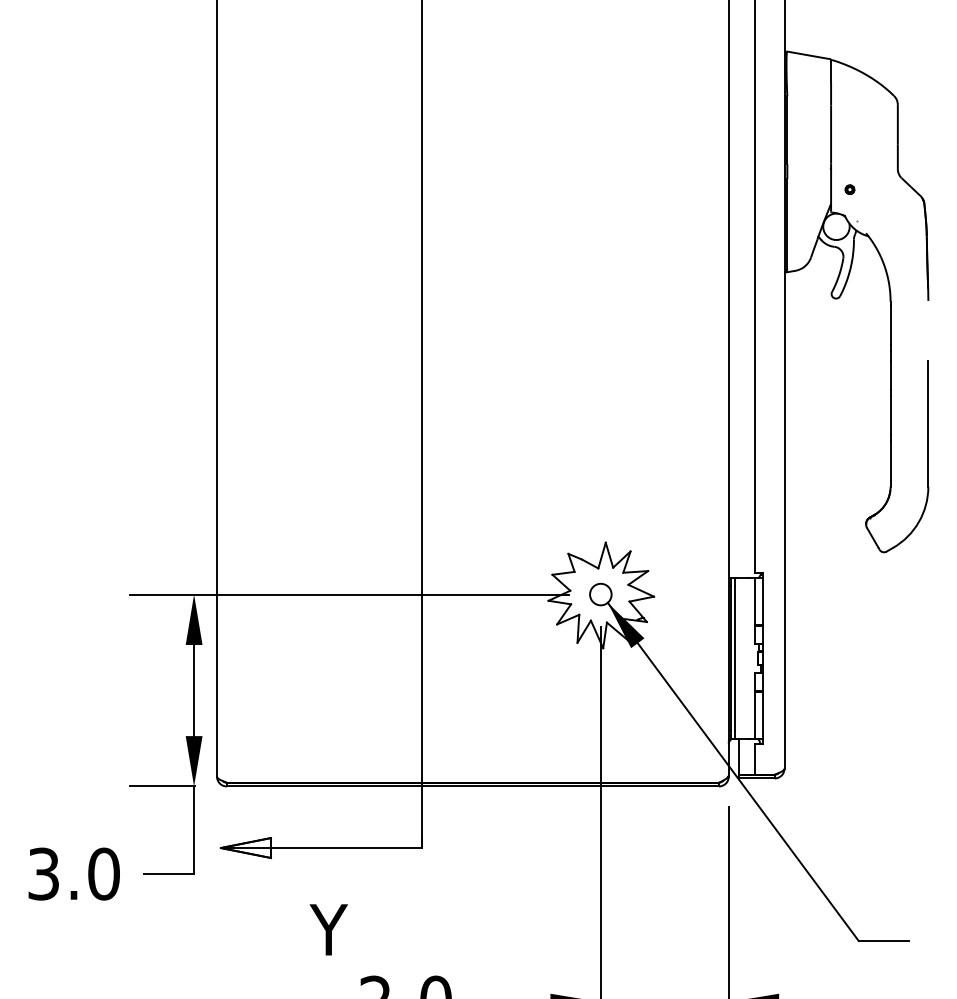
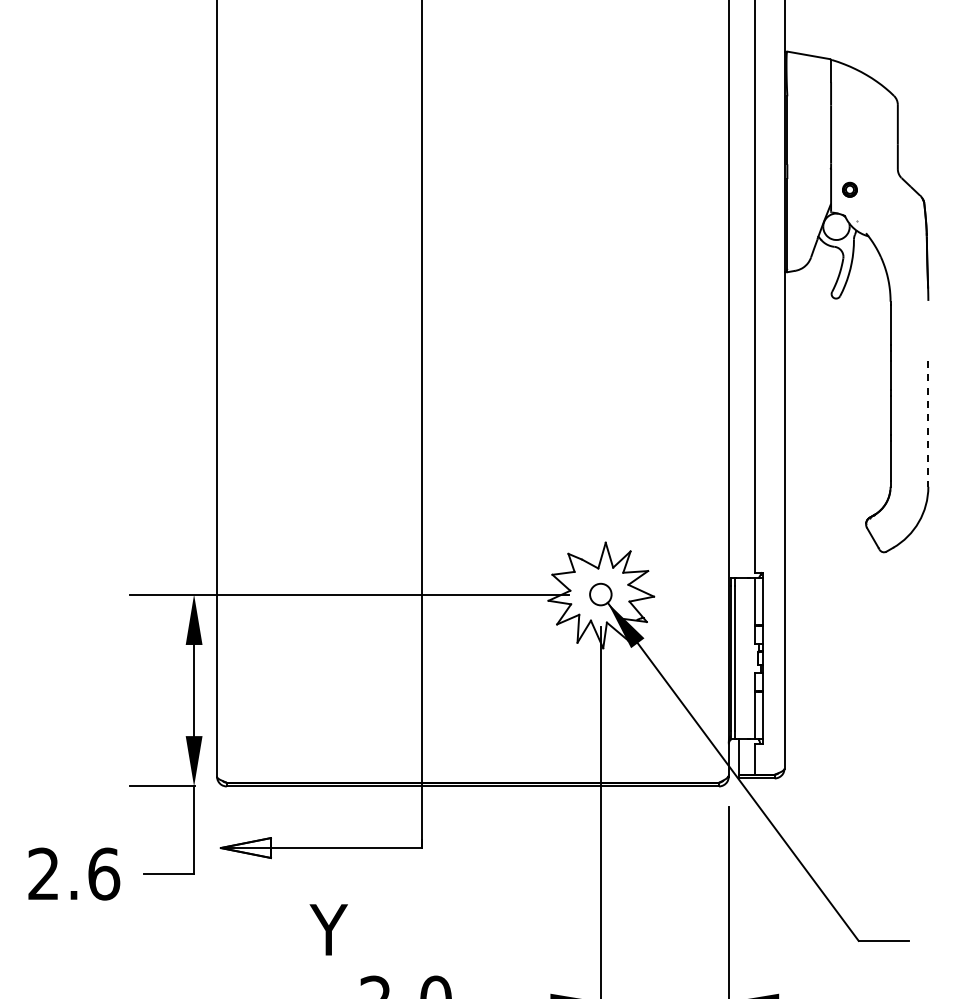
part size: 12x11 px -> 16x17 px (849, 189)
line: solid -> dashed (928, 423)
text: 3.0 -> 2.6 (74, 873)
